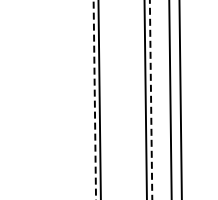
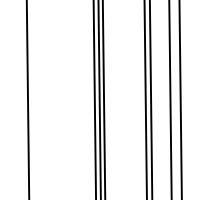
line: none -> present (27, 99)
line: dashed -> solid (94, 99)
line: none -> present (103, 99)
line: dashed -> solid (151, 100)
